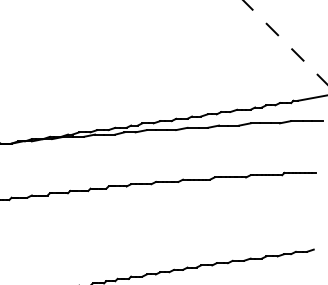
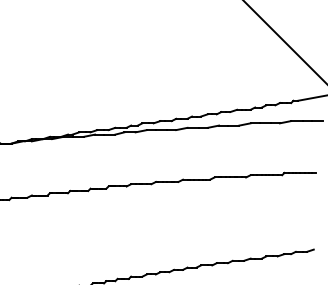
line: dashed -> solid (285, 42)
